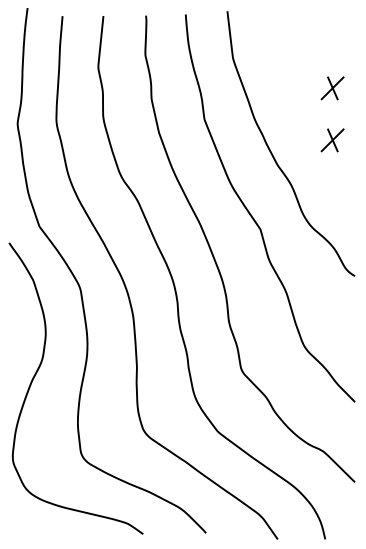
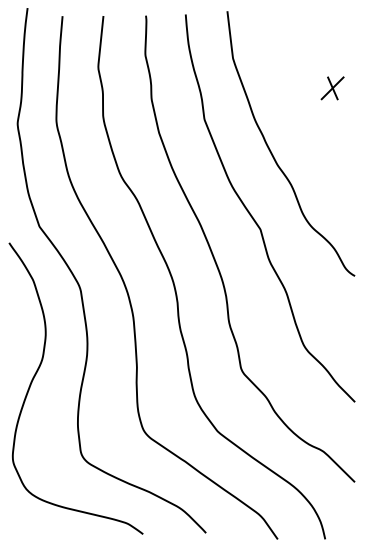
part: present -> none (332, 140)
